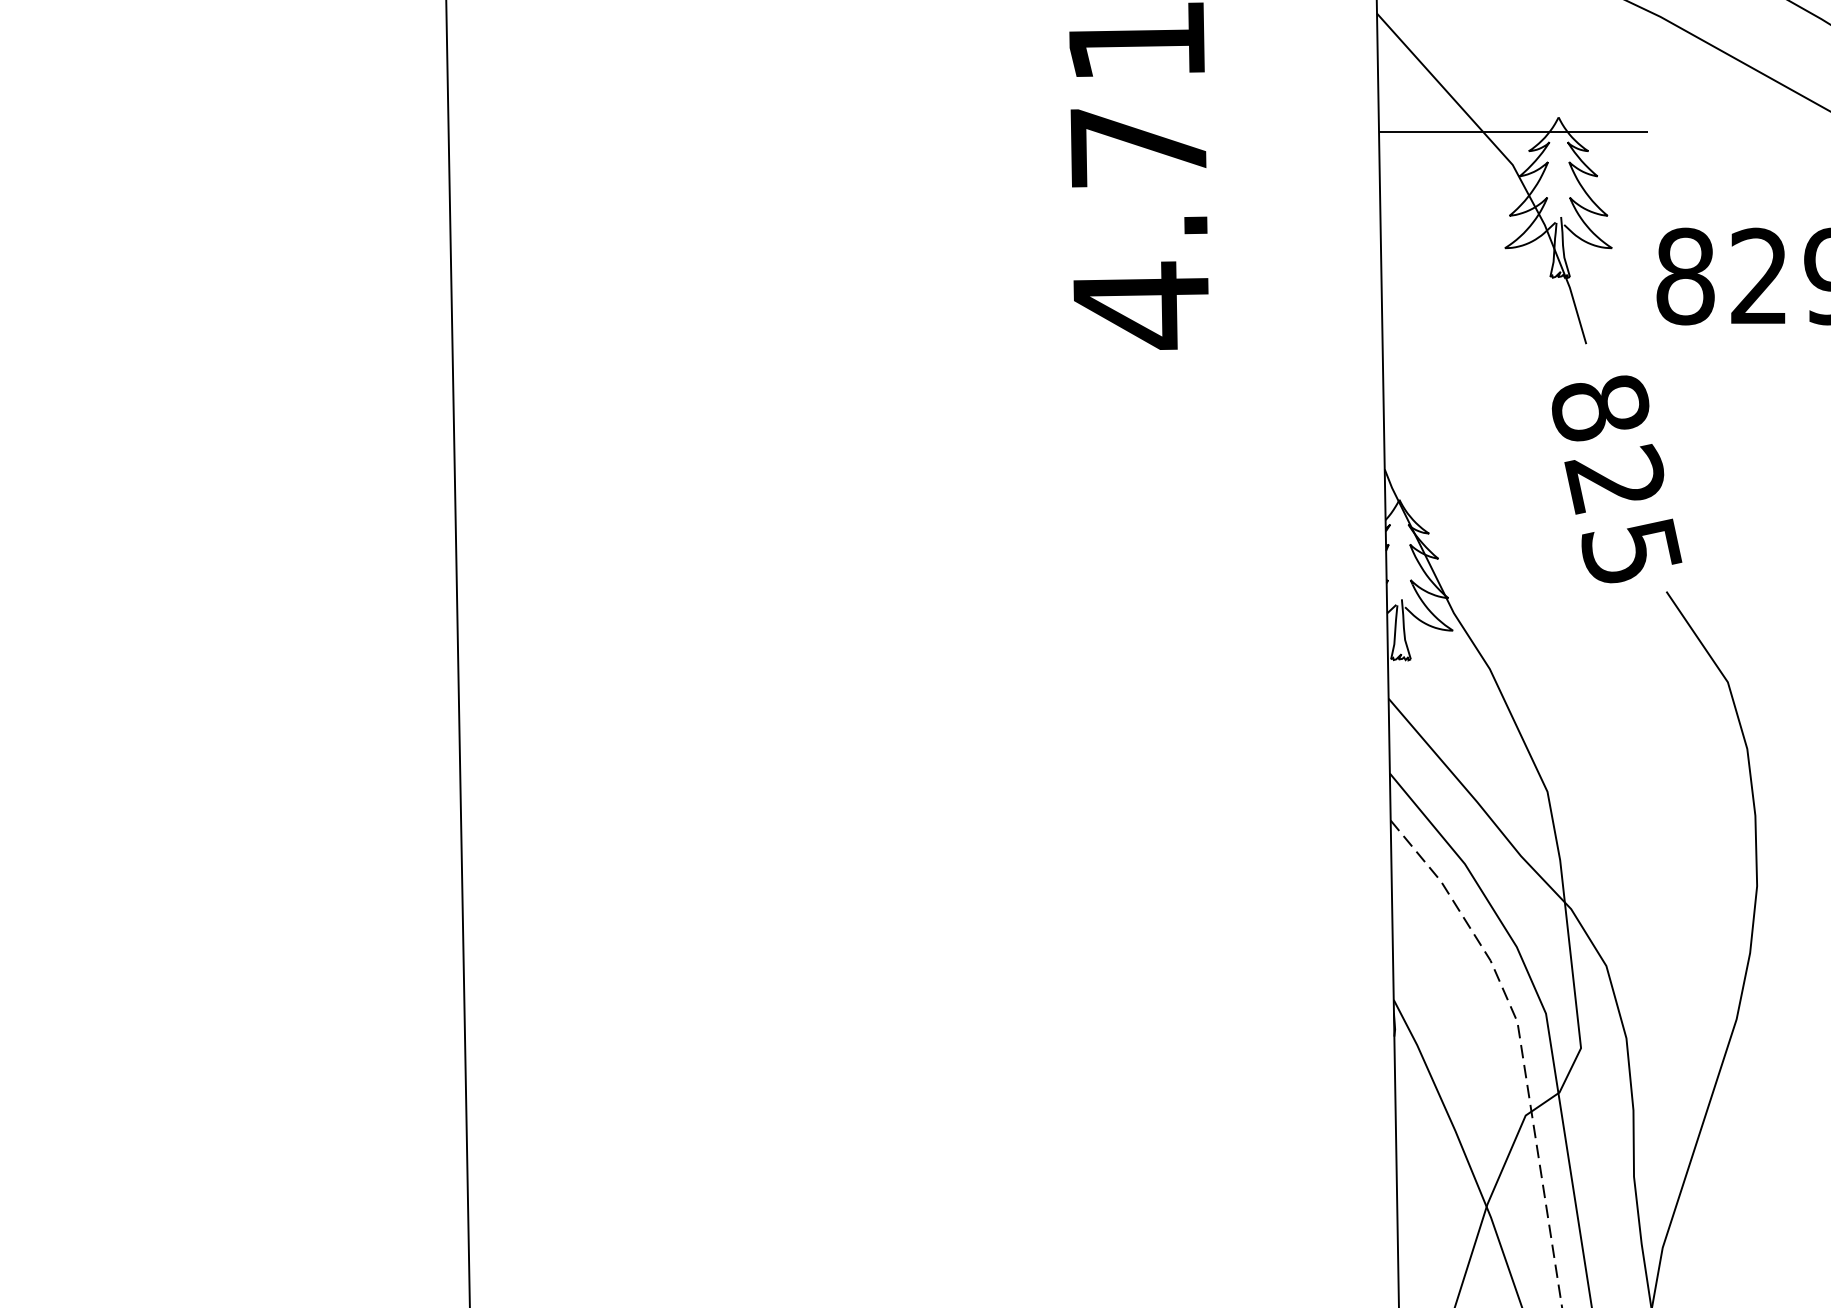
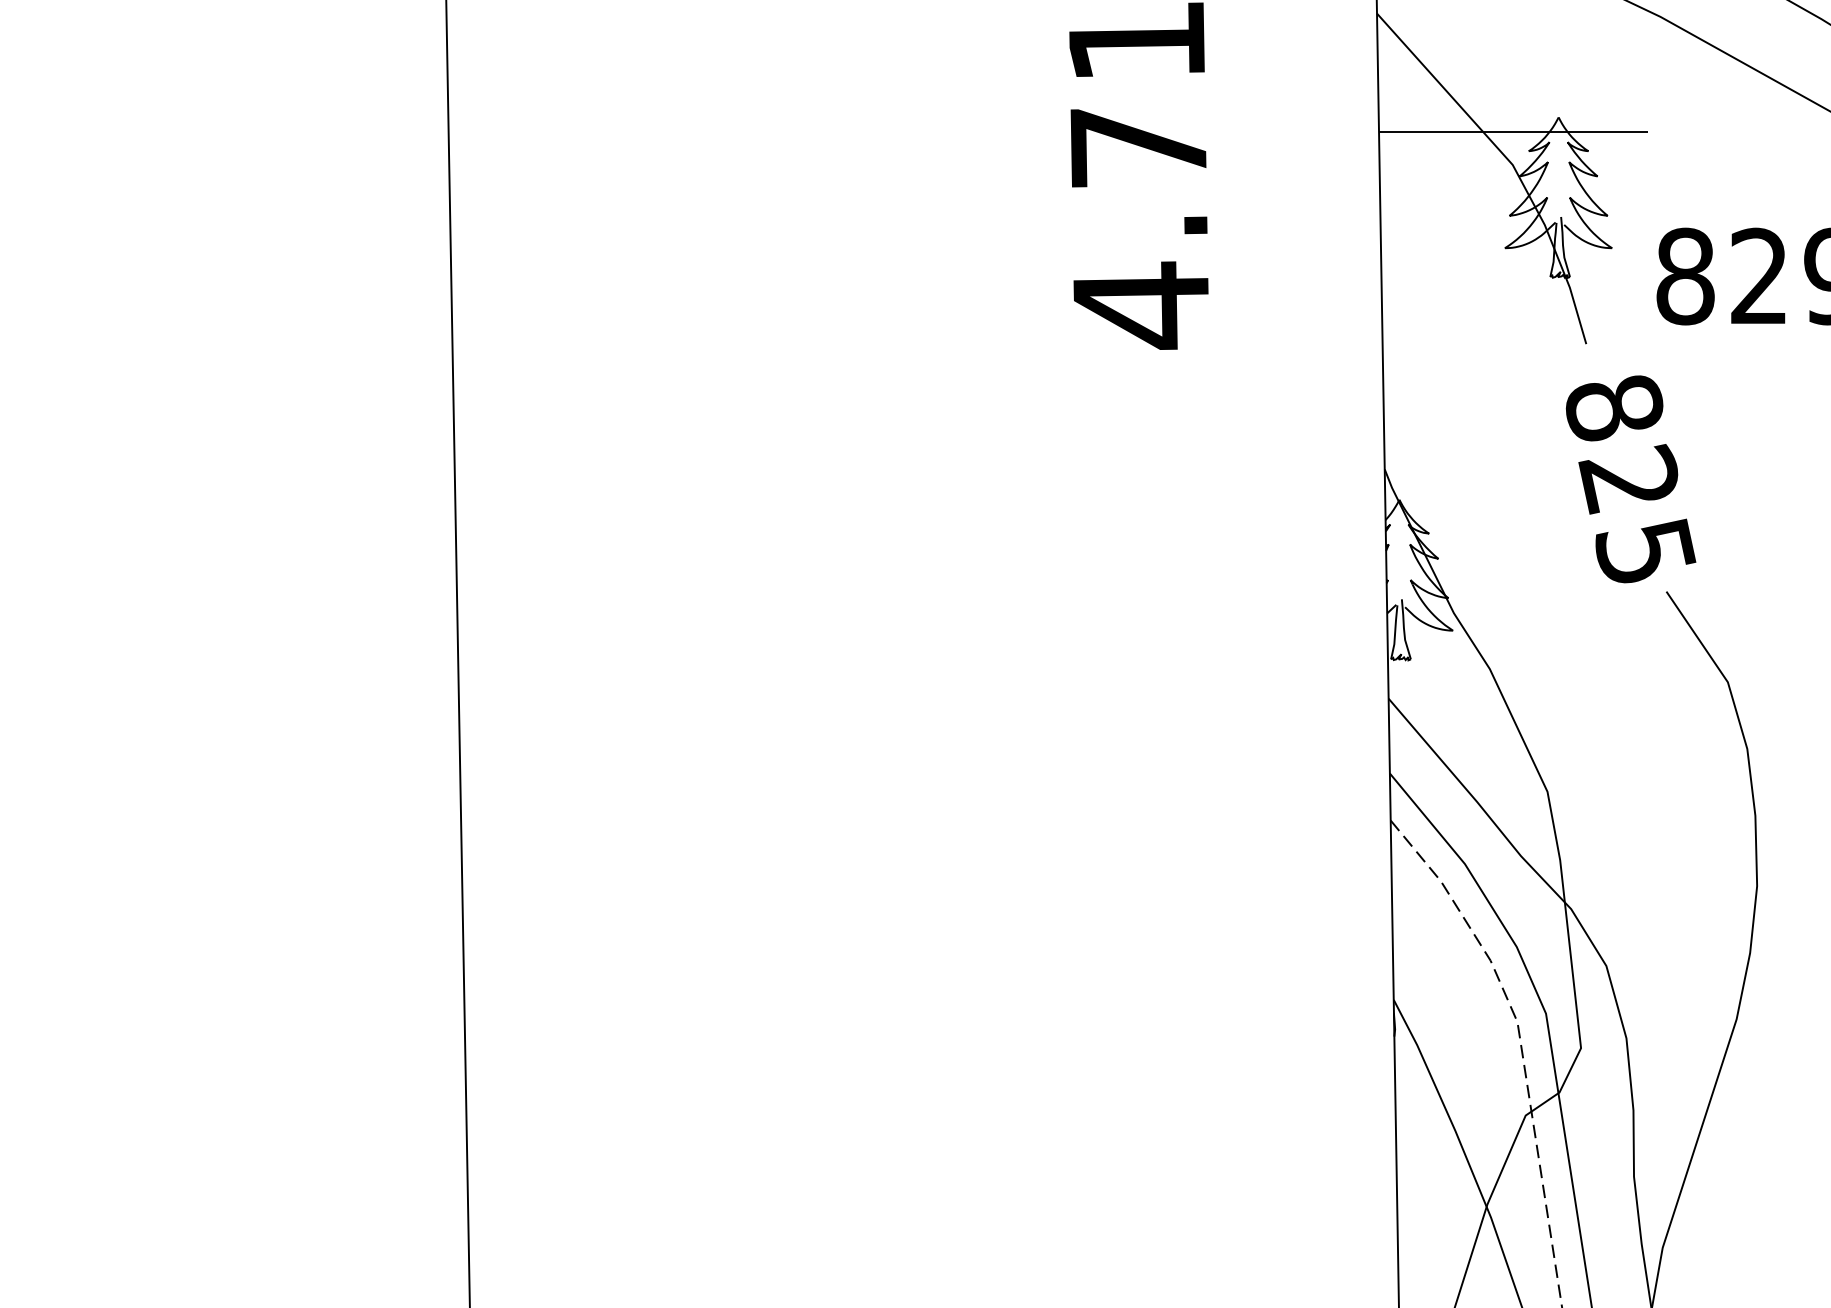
text position: (1616, 479) -> (1630, 479) (1630, 479)
